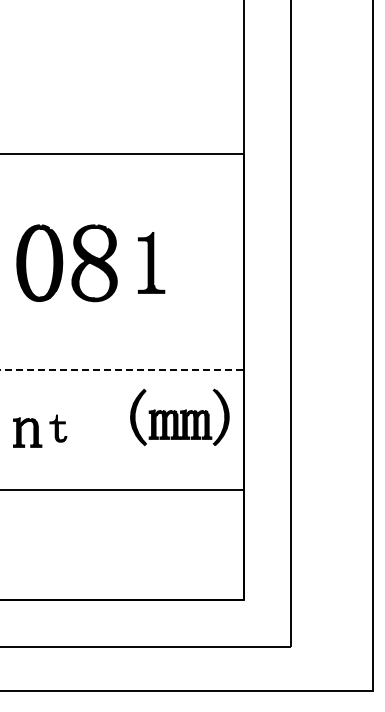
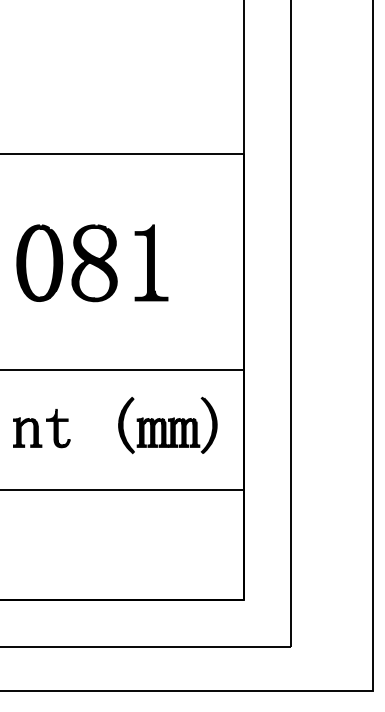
part size: 28x62 px -> 35x78 px (151, 262)
line: dashed -> solid (122, 369)
part position: (179, 417) -> (167, 425) (167, 425)
part size: 19x29 px -> 25x40 px (58, 428)
